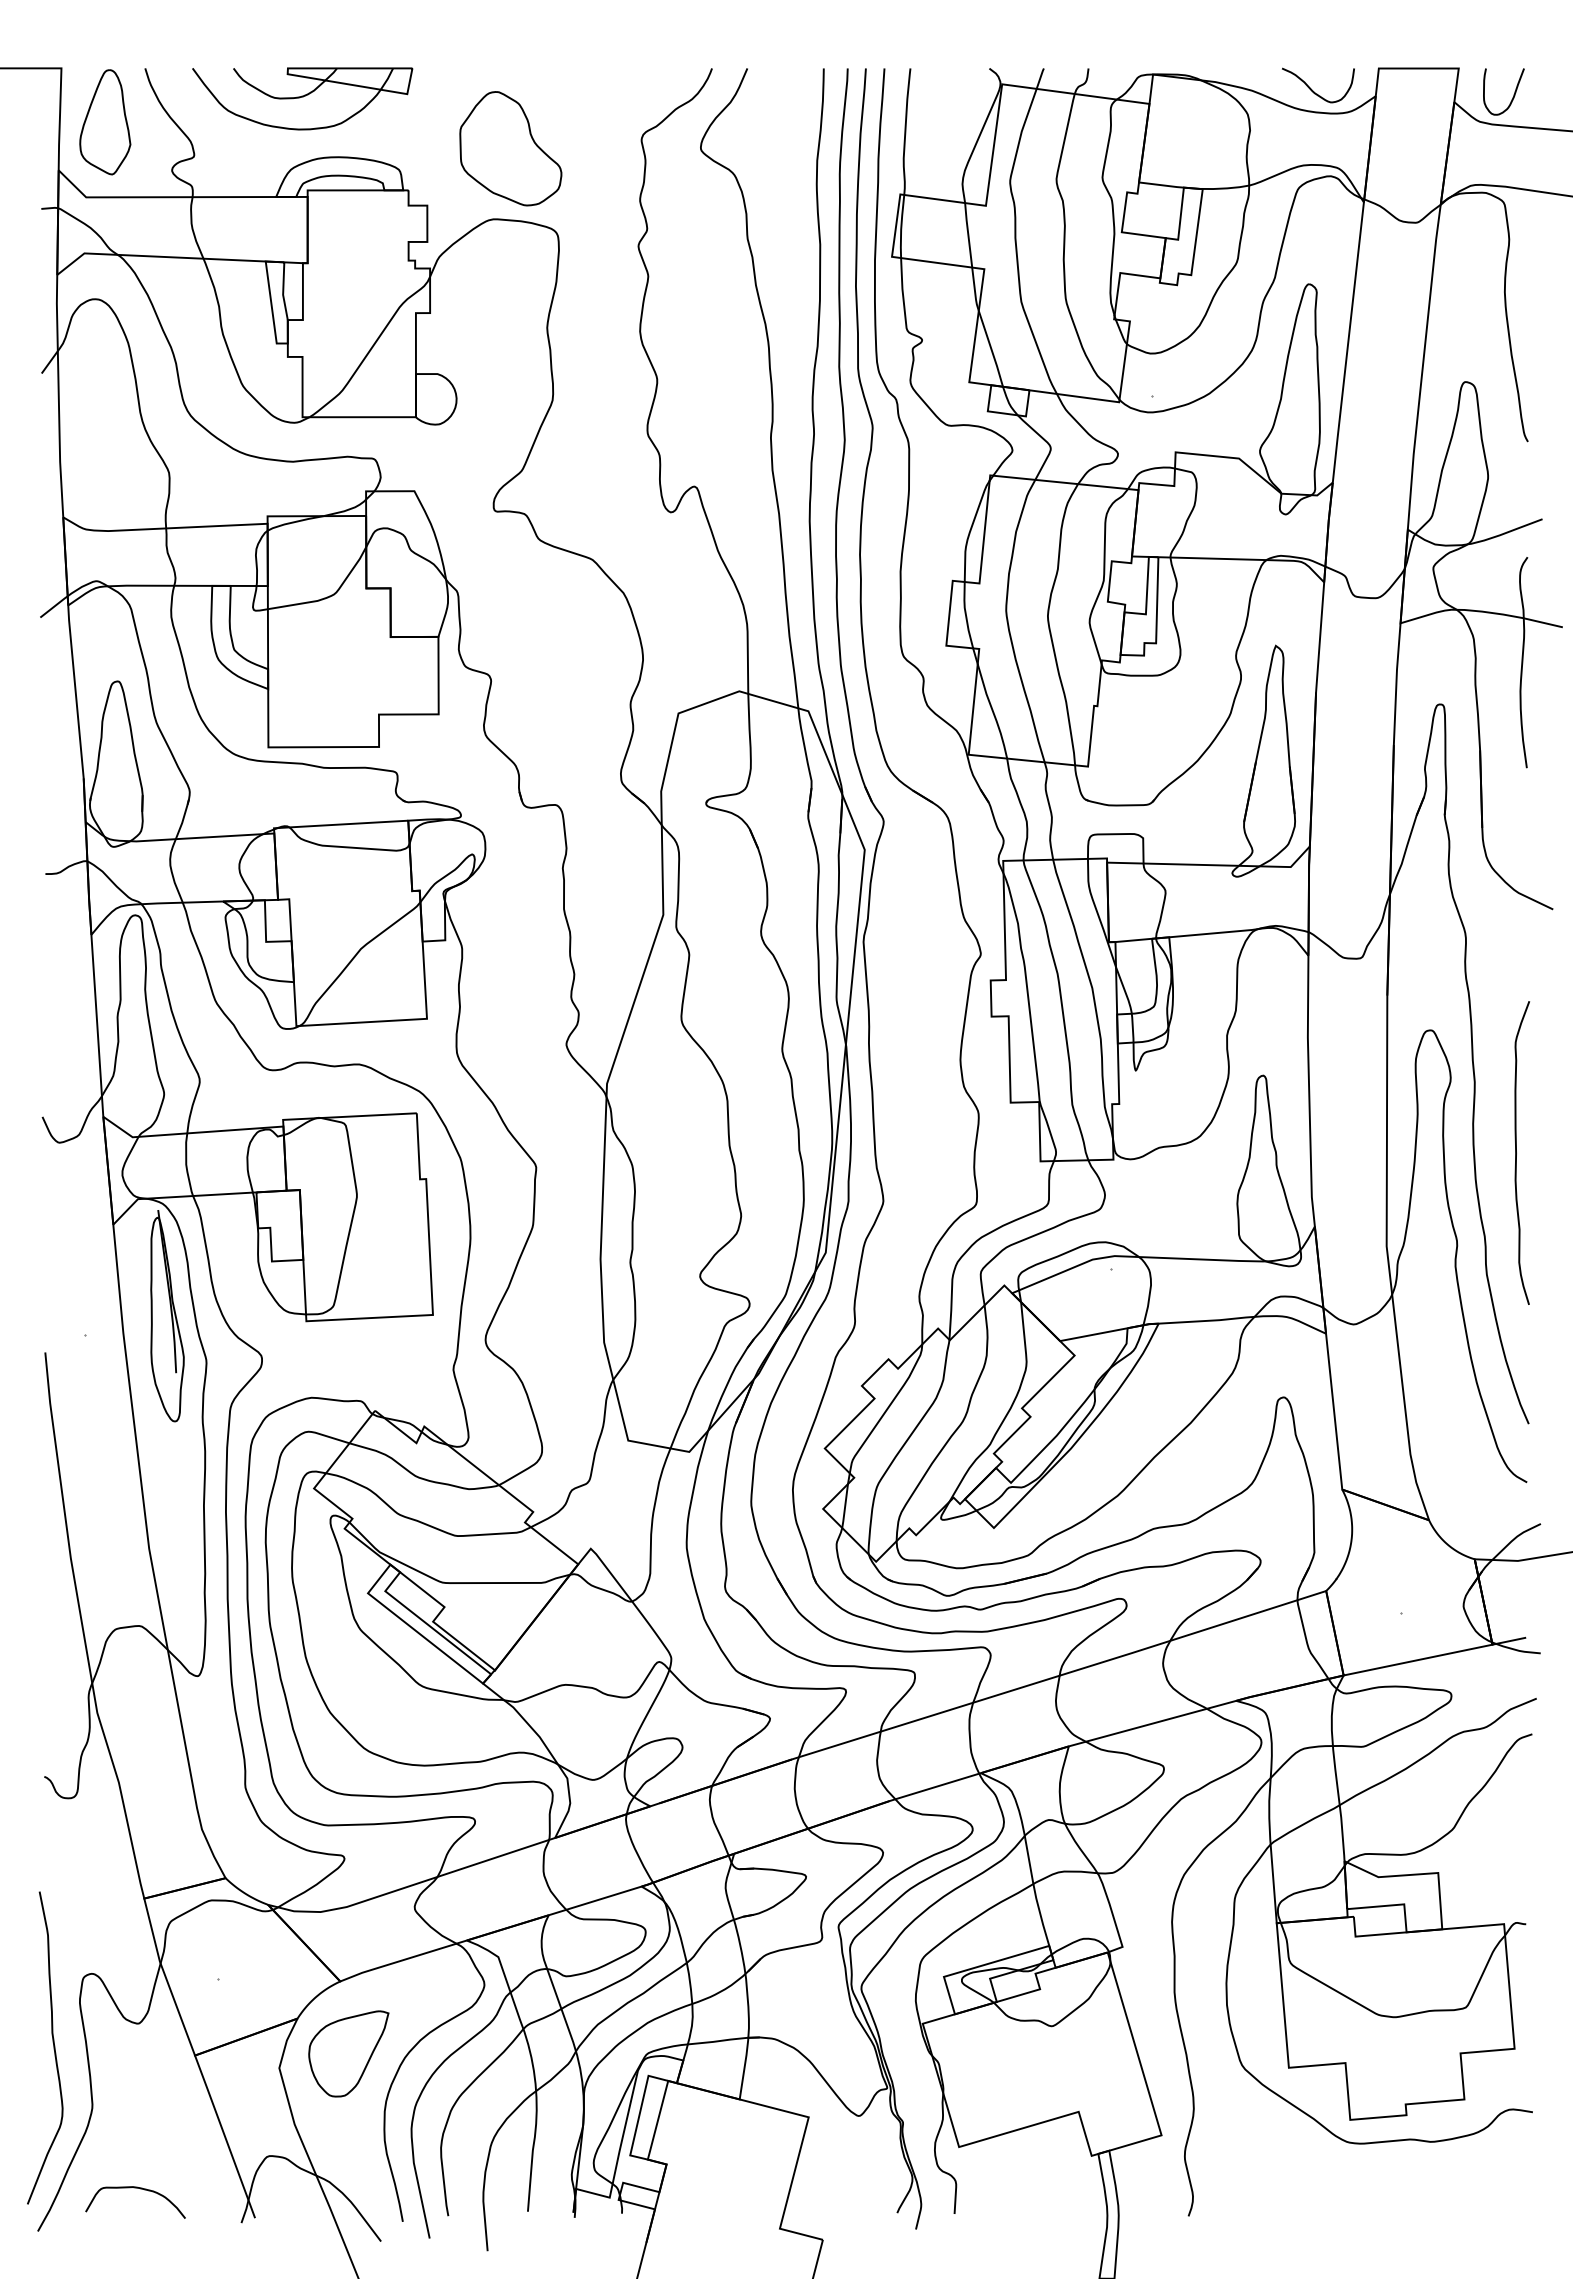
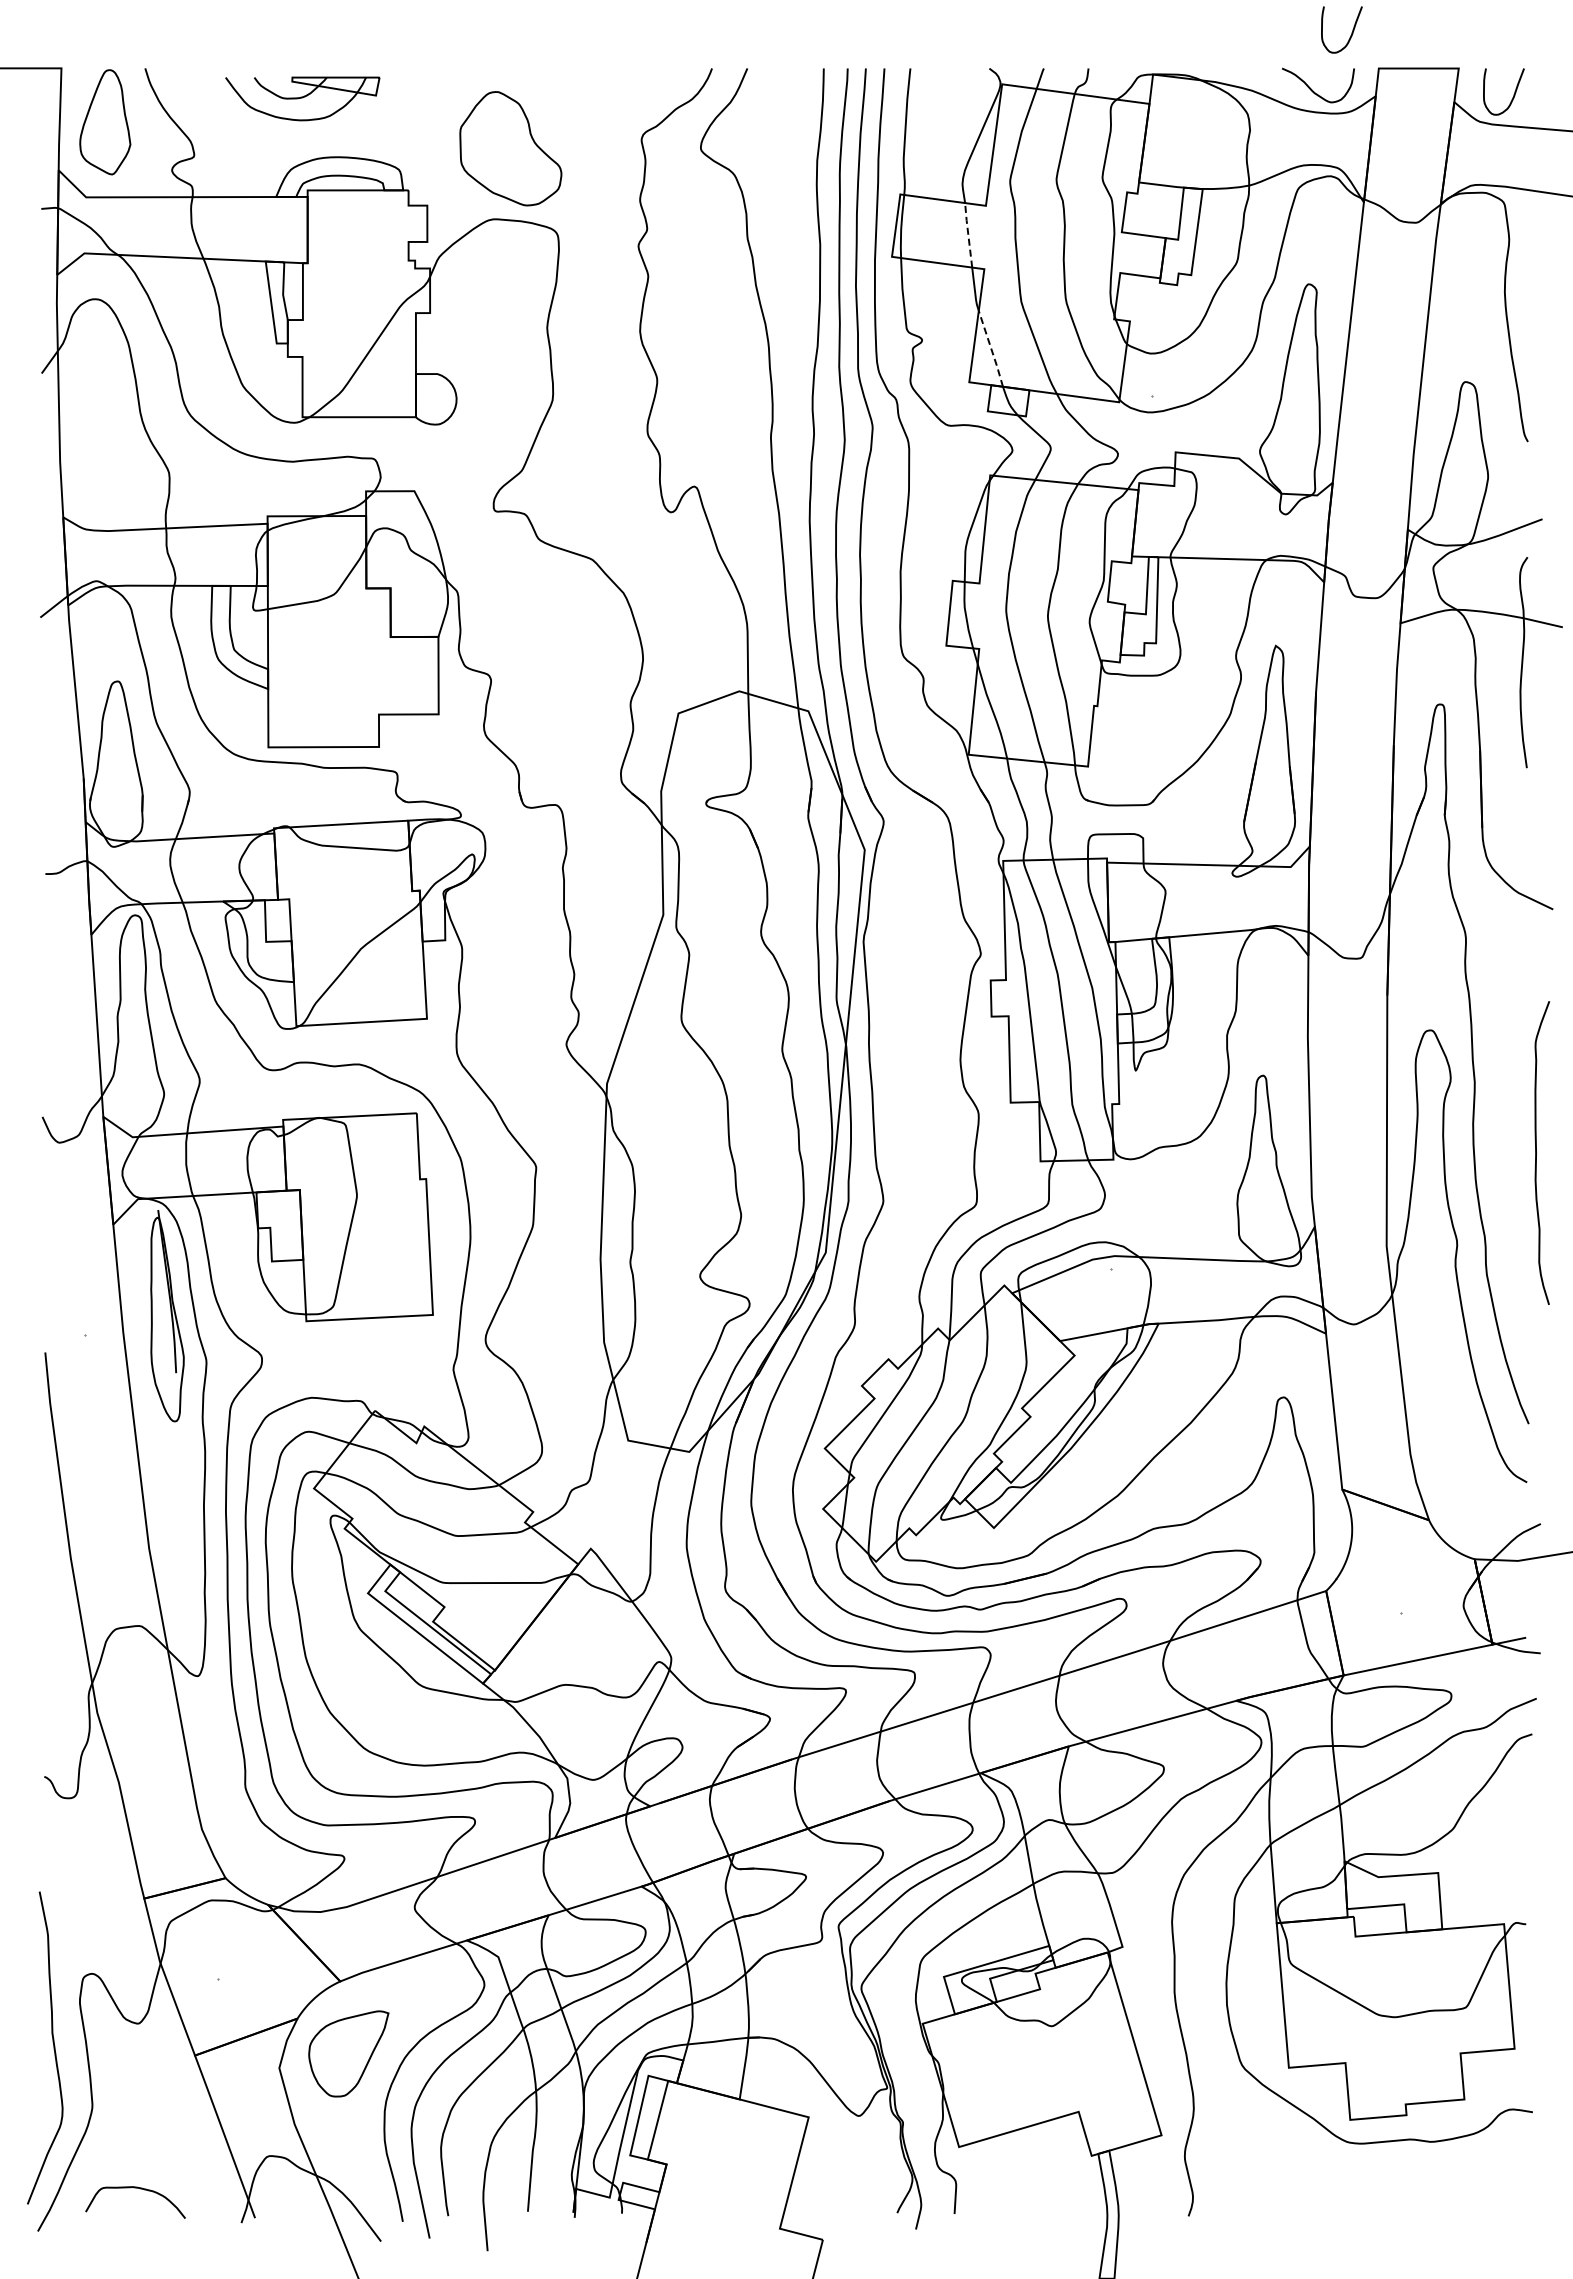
curve: none -> present (1351, 32)
part size: 222x64 px -> 156x46 px (302, 98)
line: solid -> dashed (968, 234)
line: solid -> dashed (991, 349)
curve position: (1516, 1152) -> (1536, 1152) (1536, 1152)
